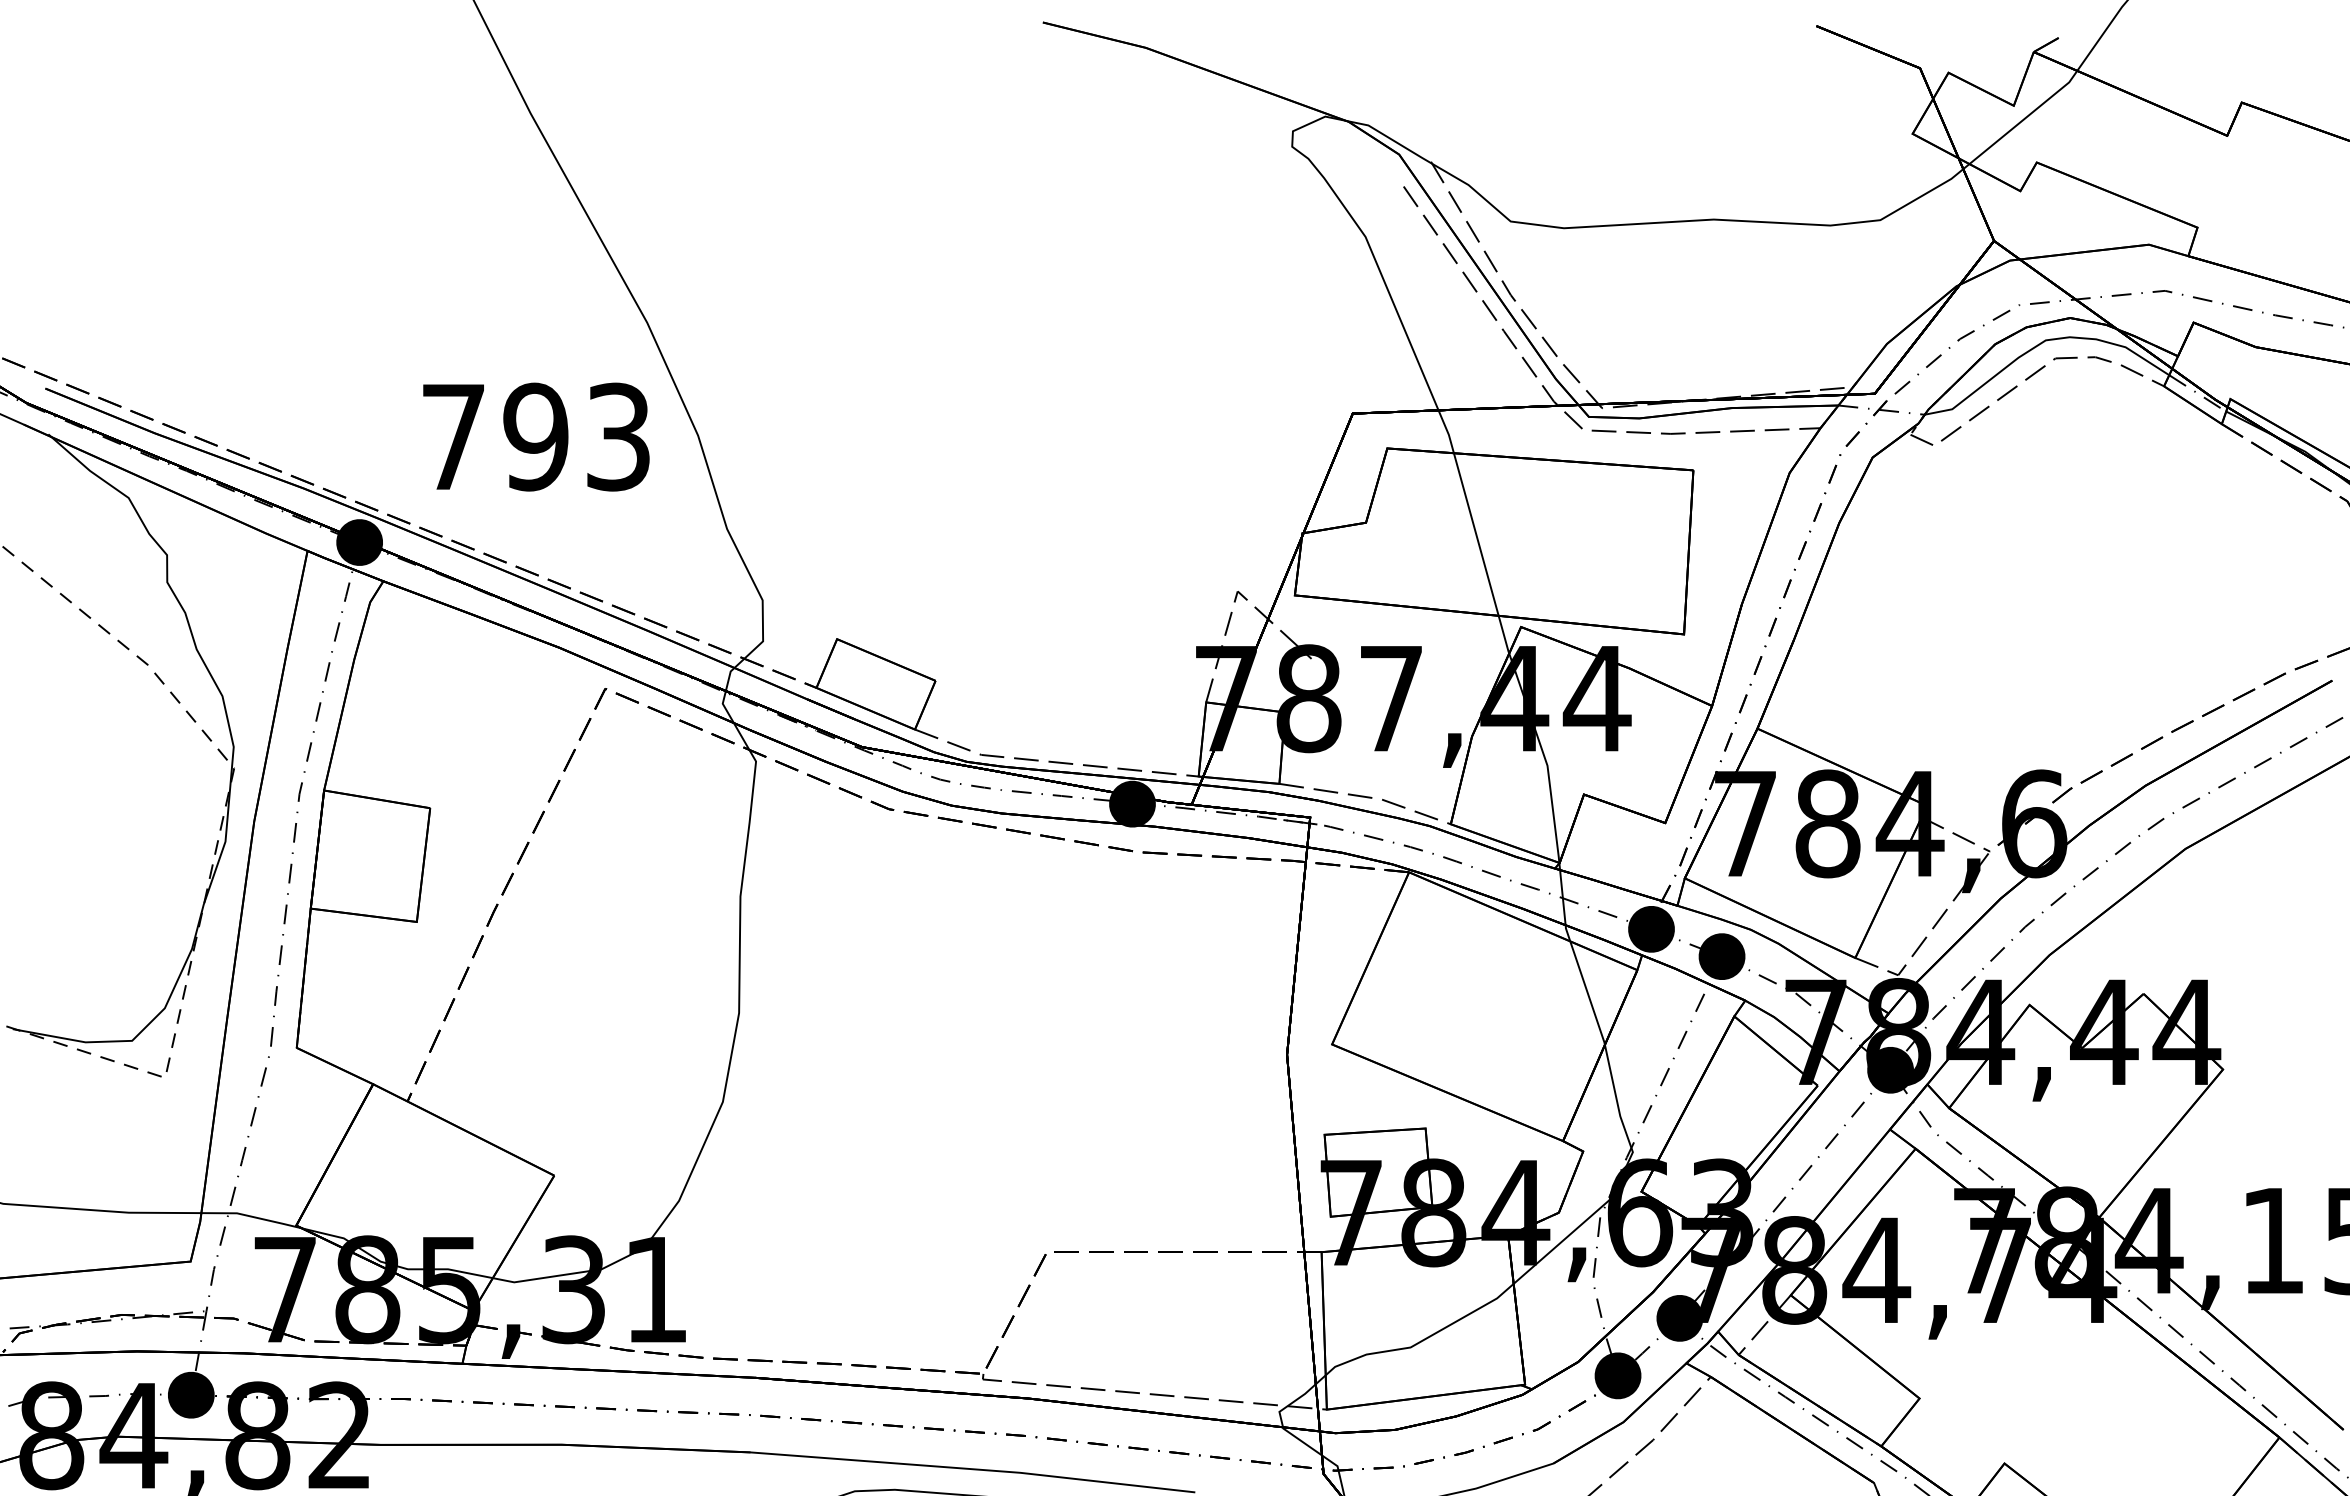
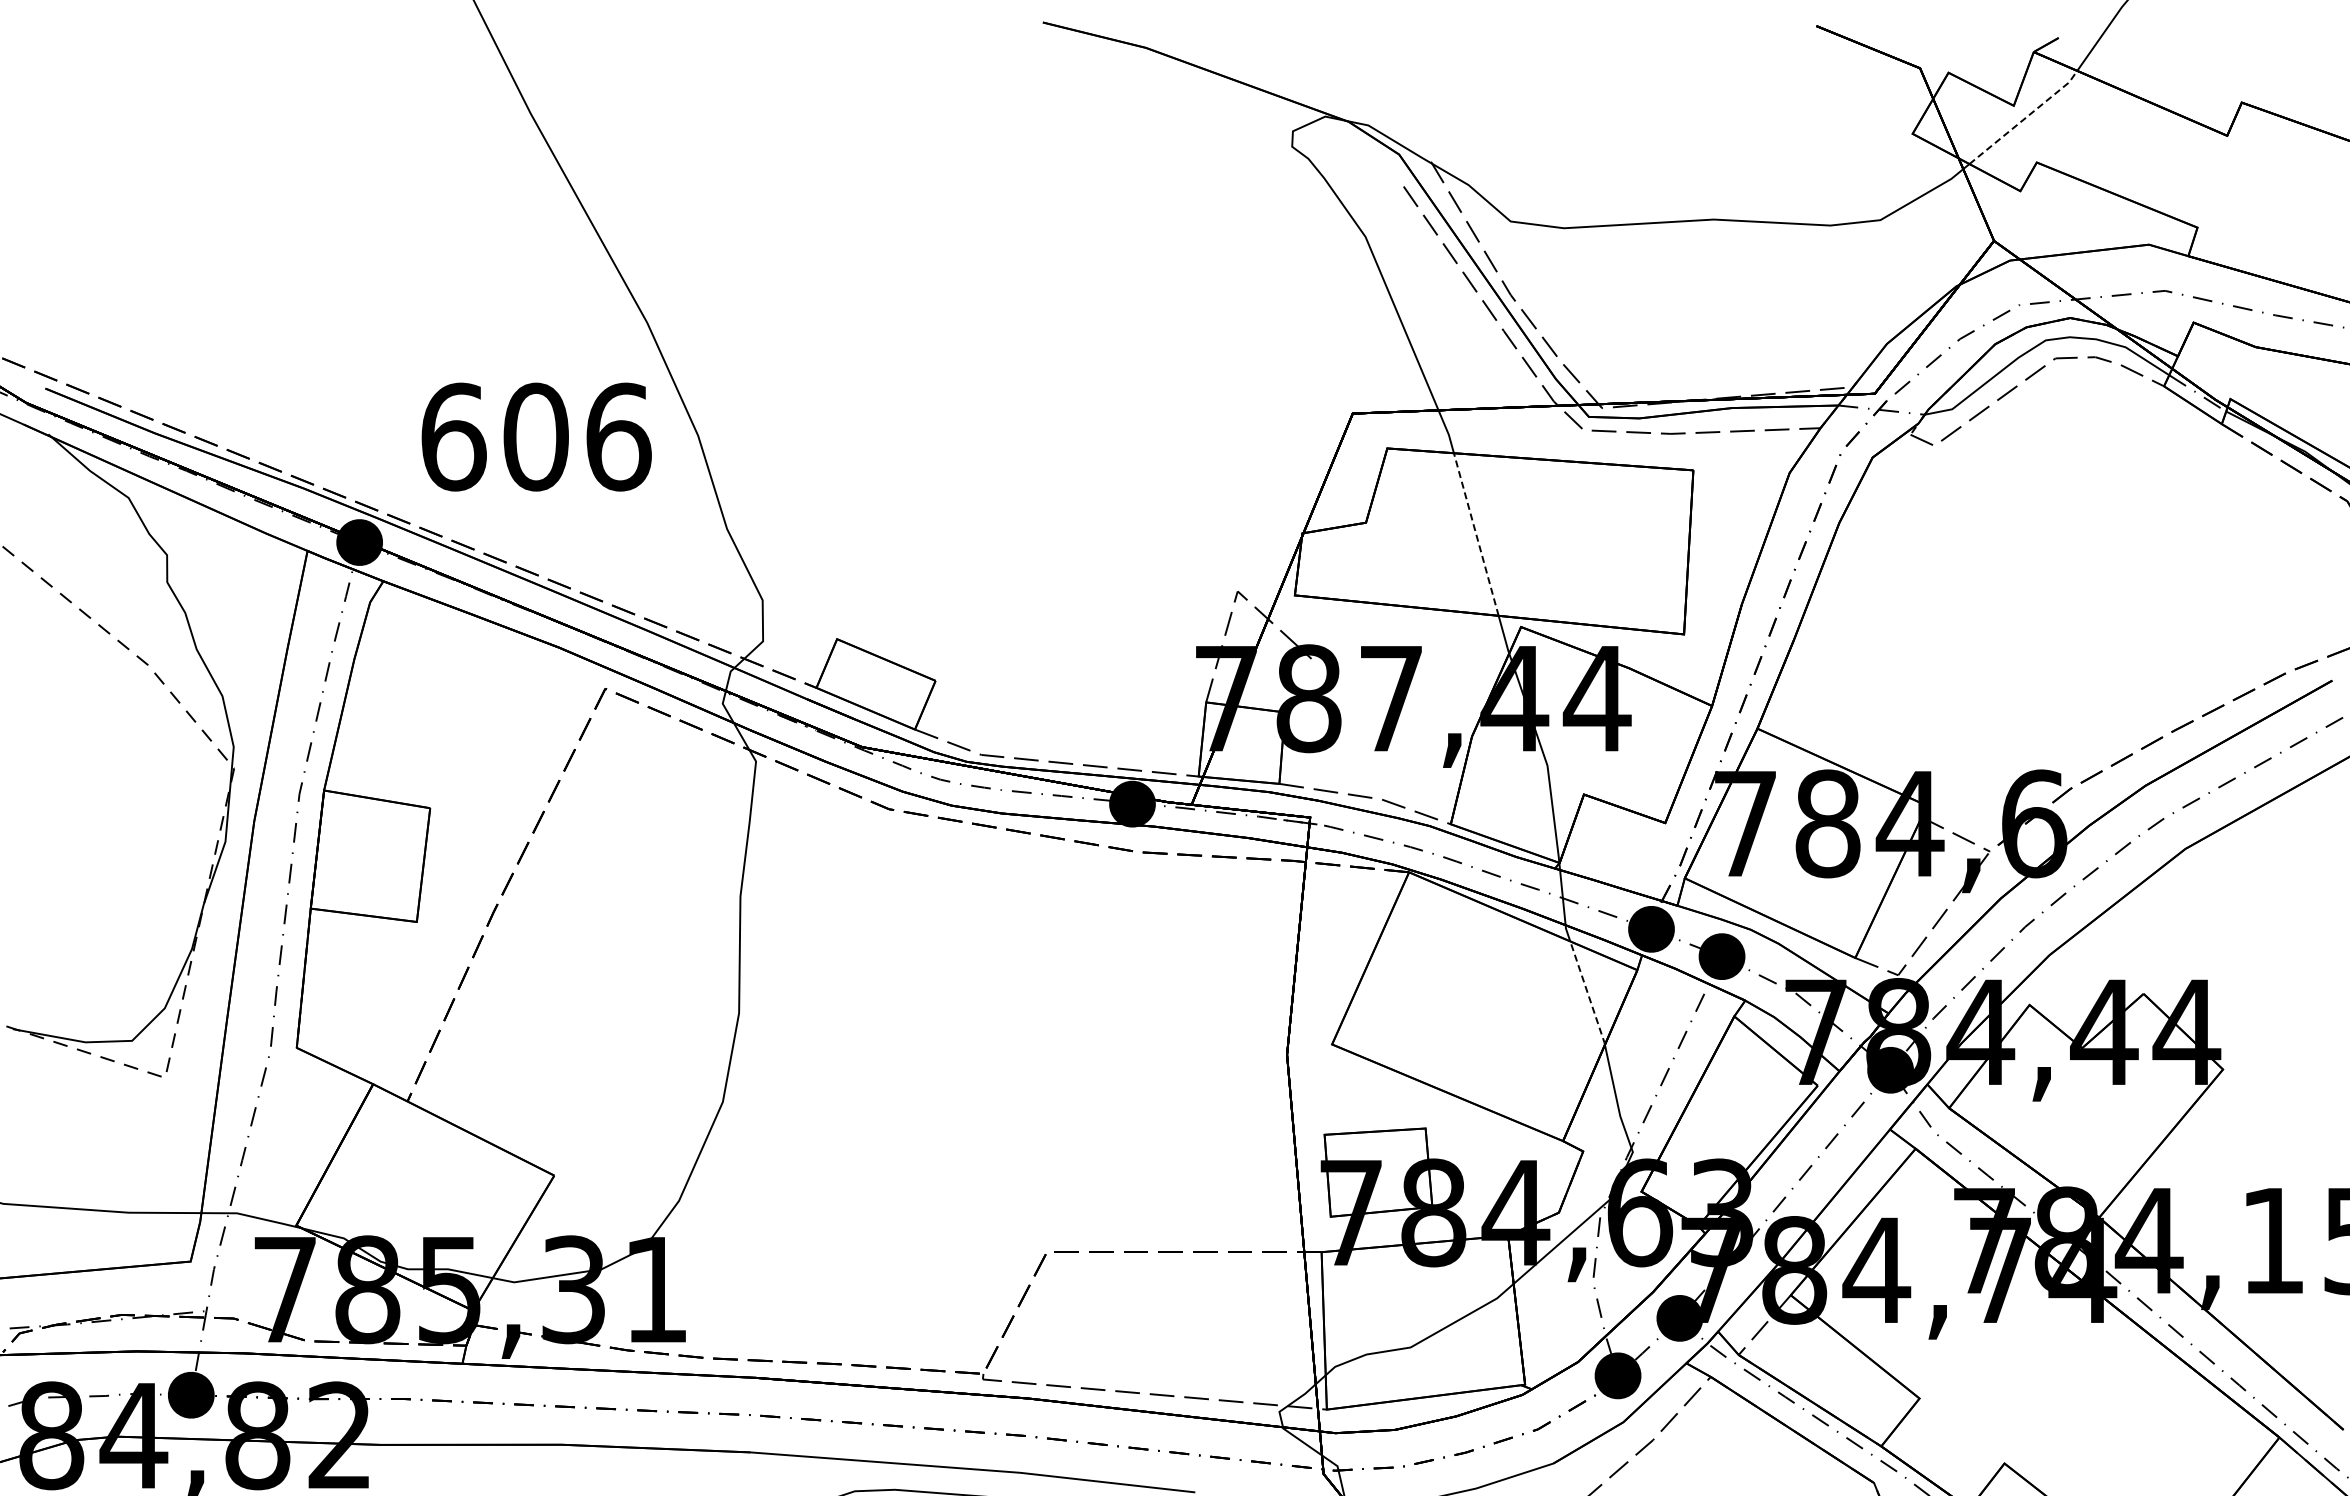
line: solid -> dashed (2025, 117)
text: 793 -> 606 (536, 436)
line: solid -> dashed (1476, 534)
line: solid -> dashed (1587, 993)
